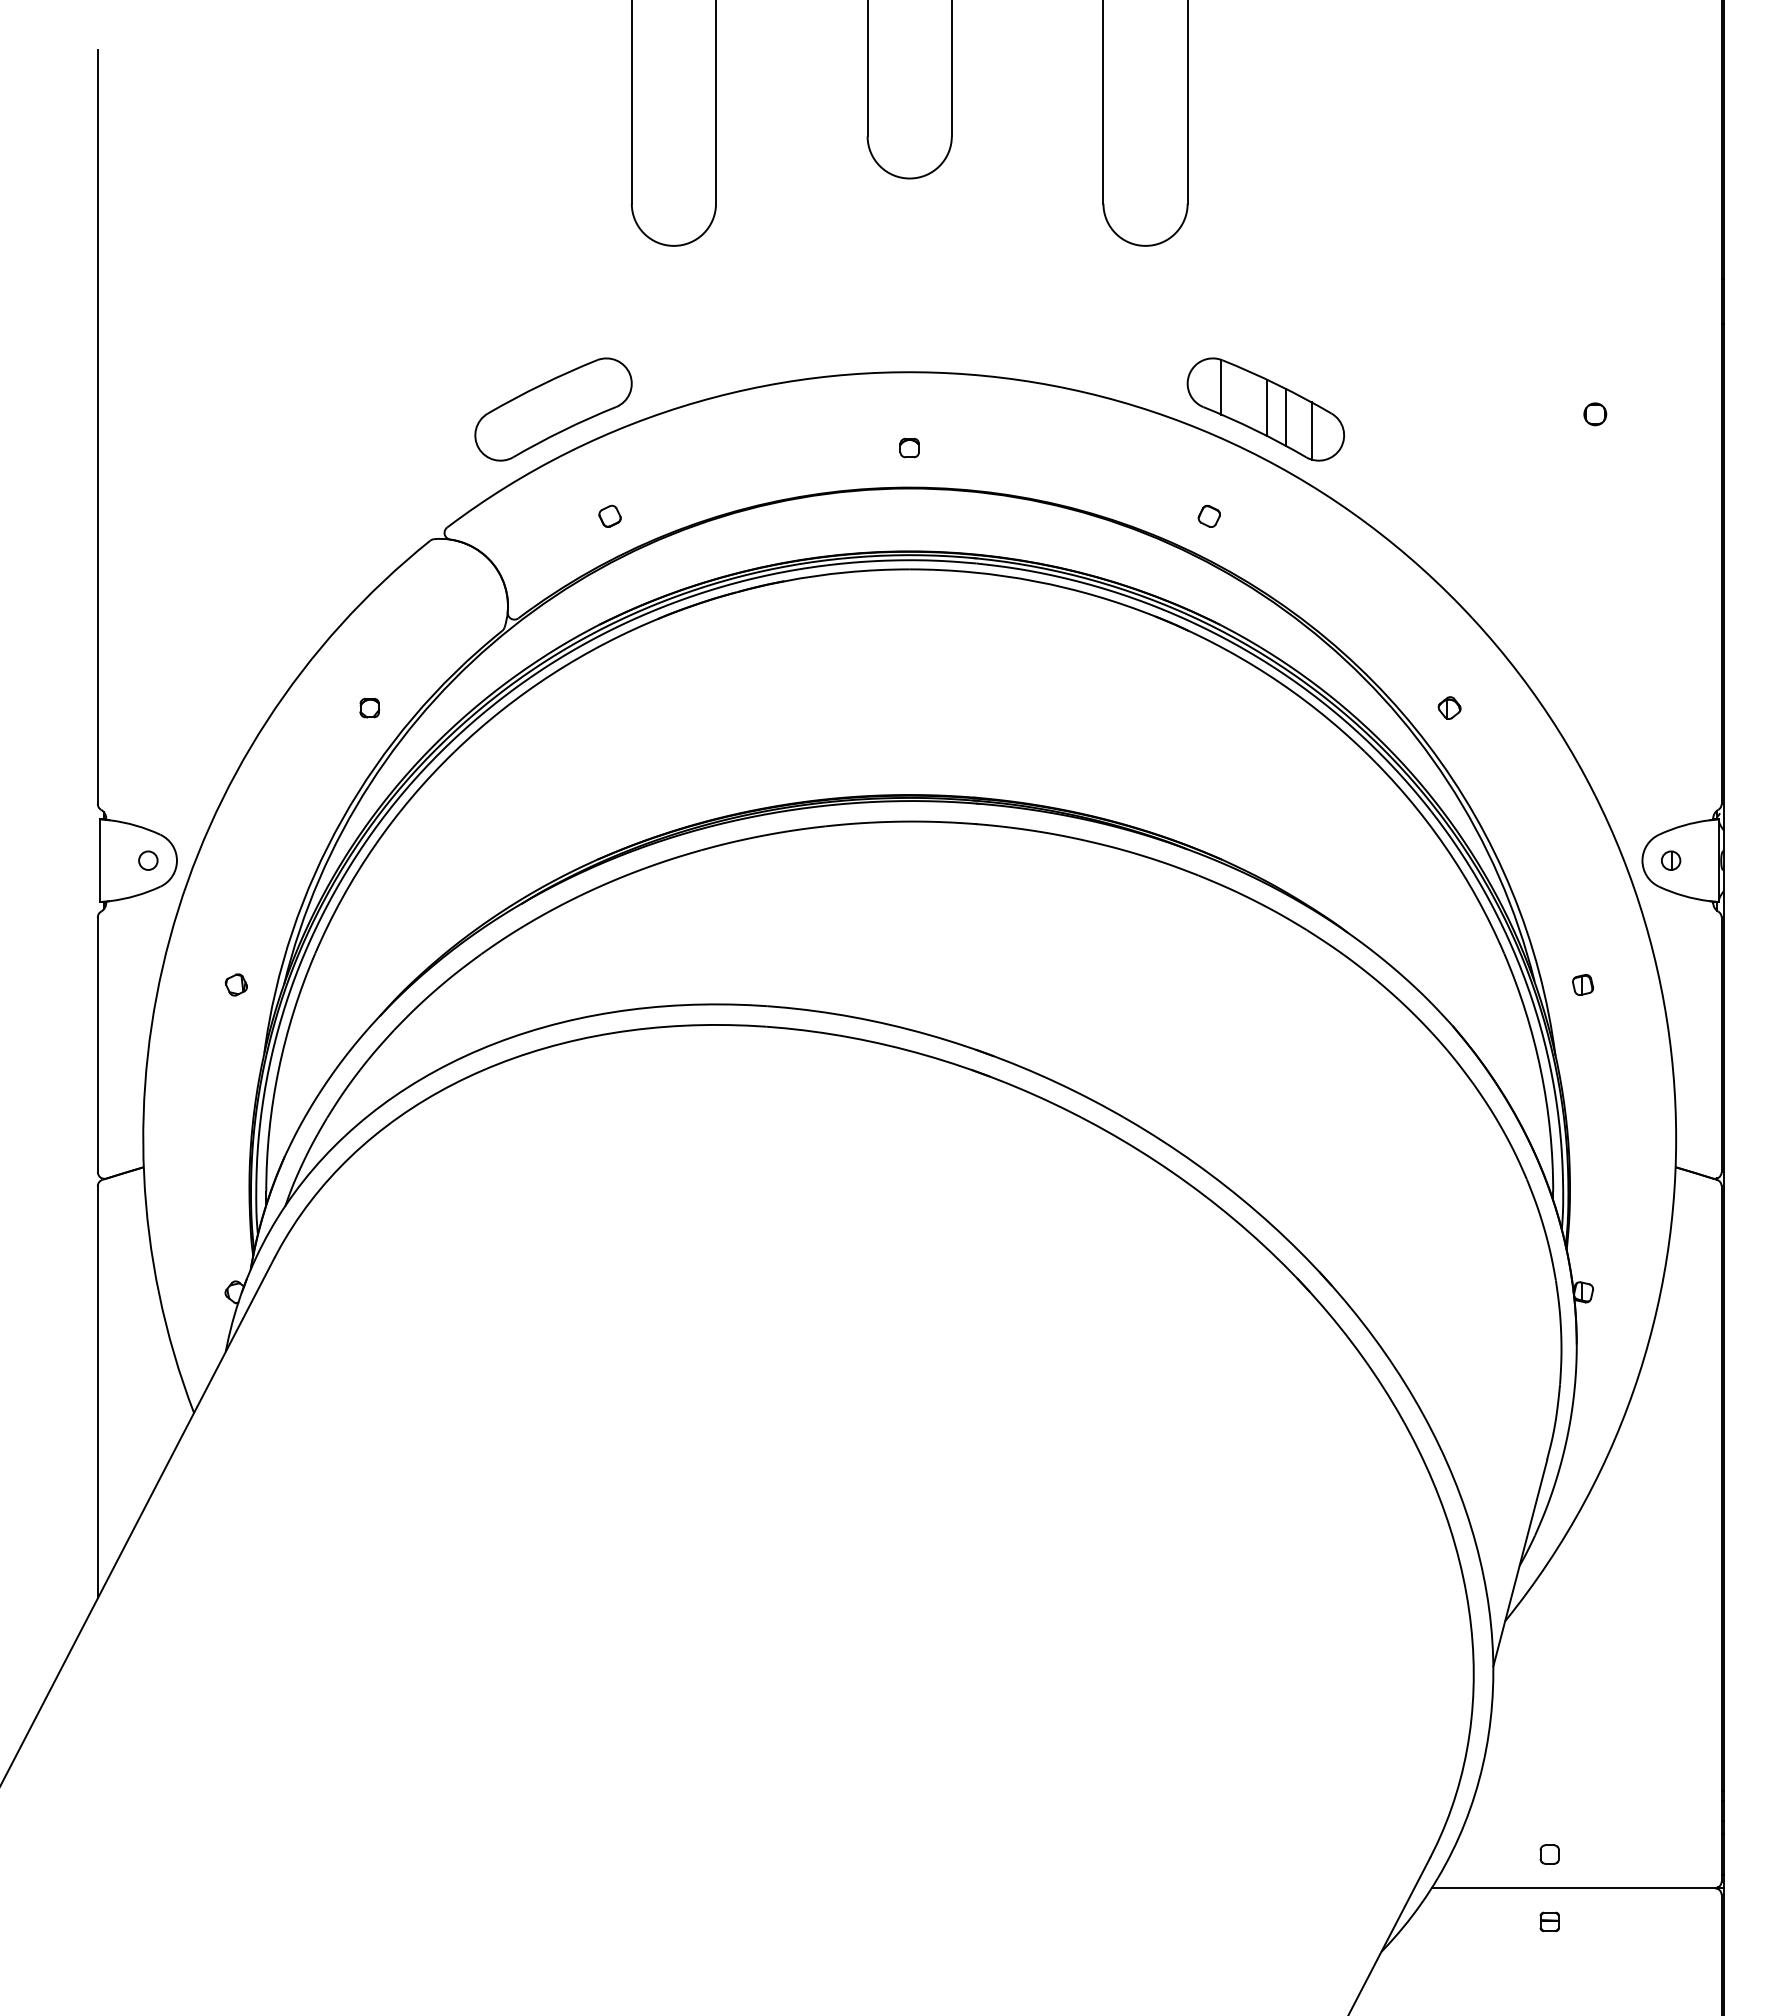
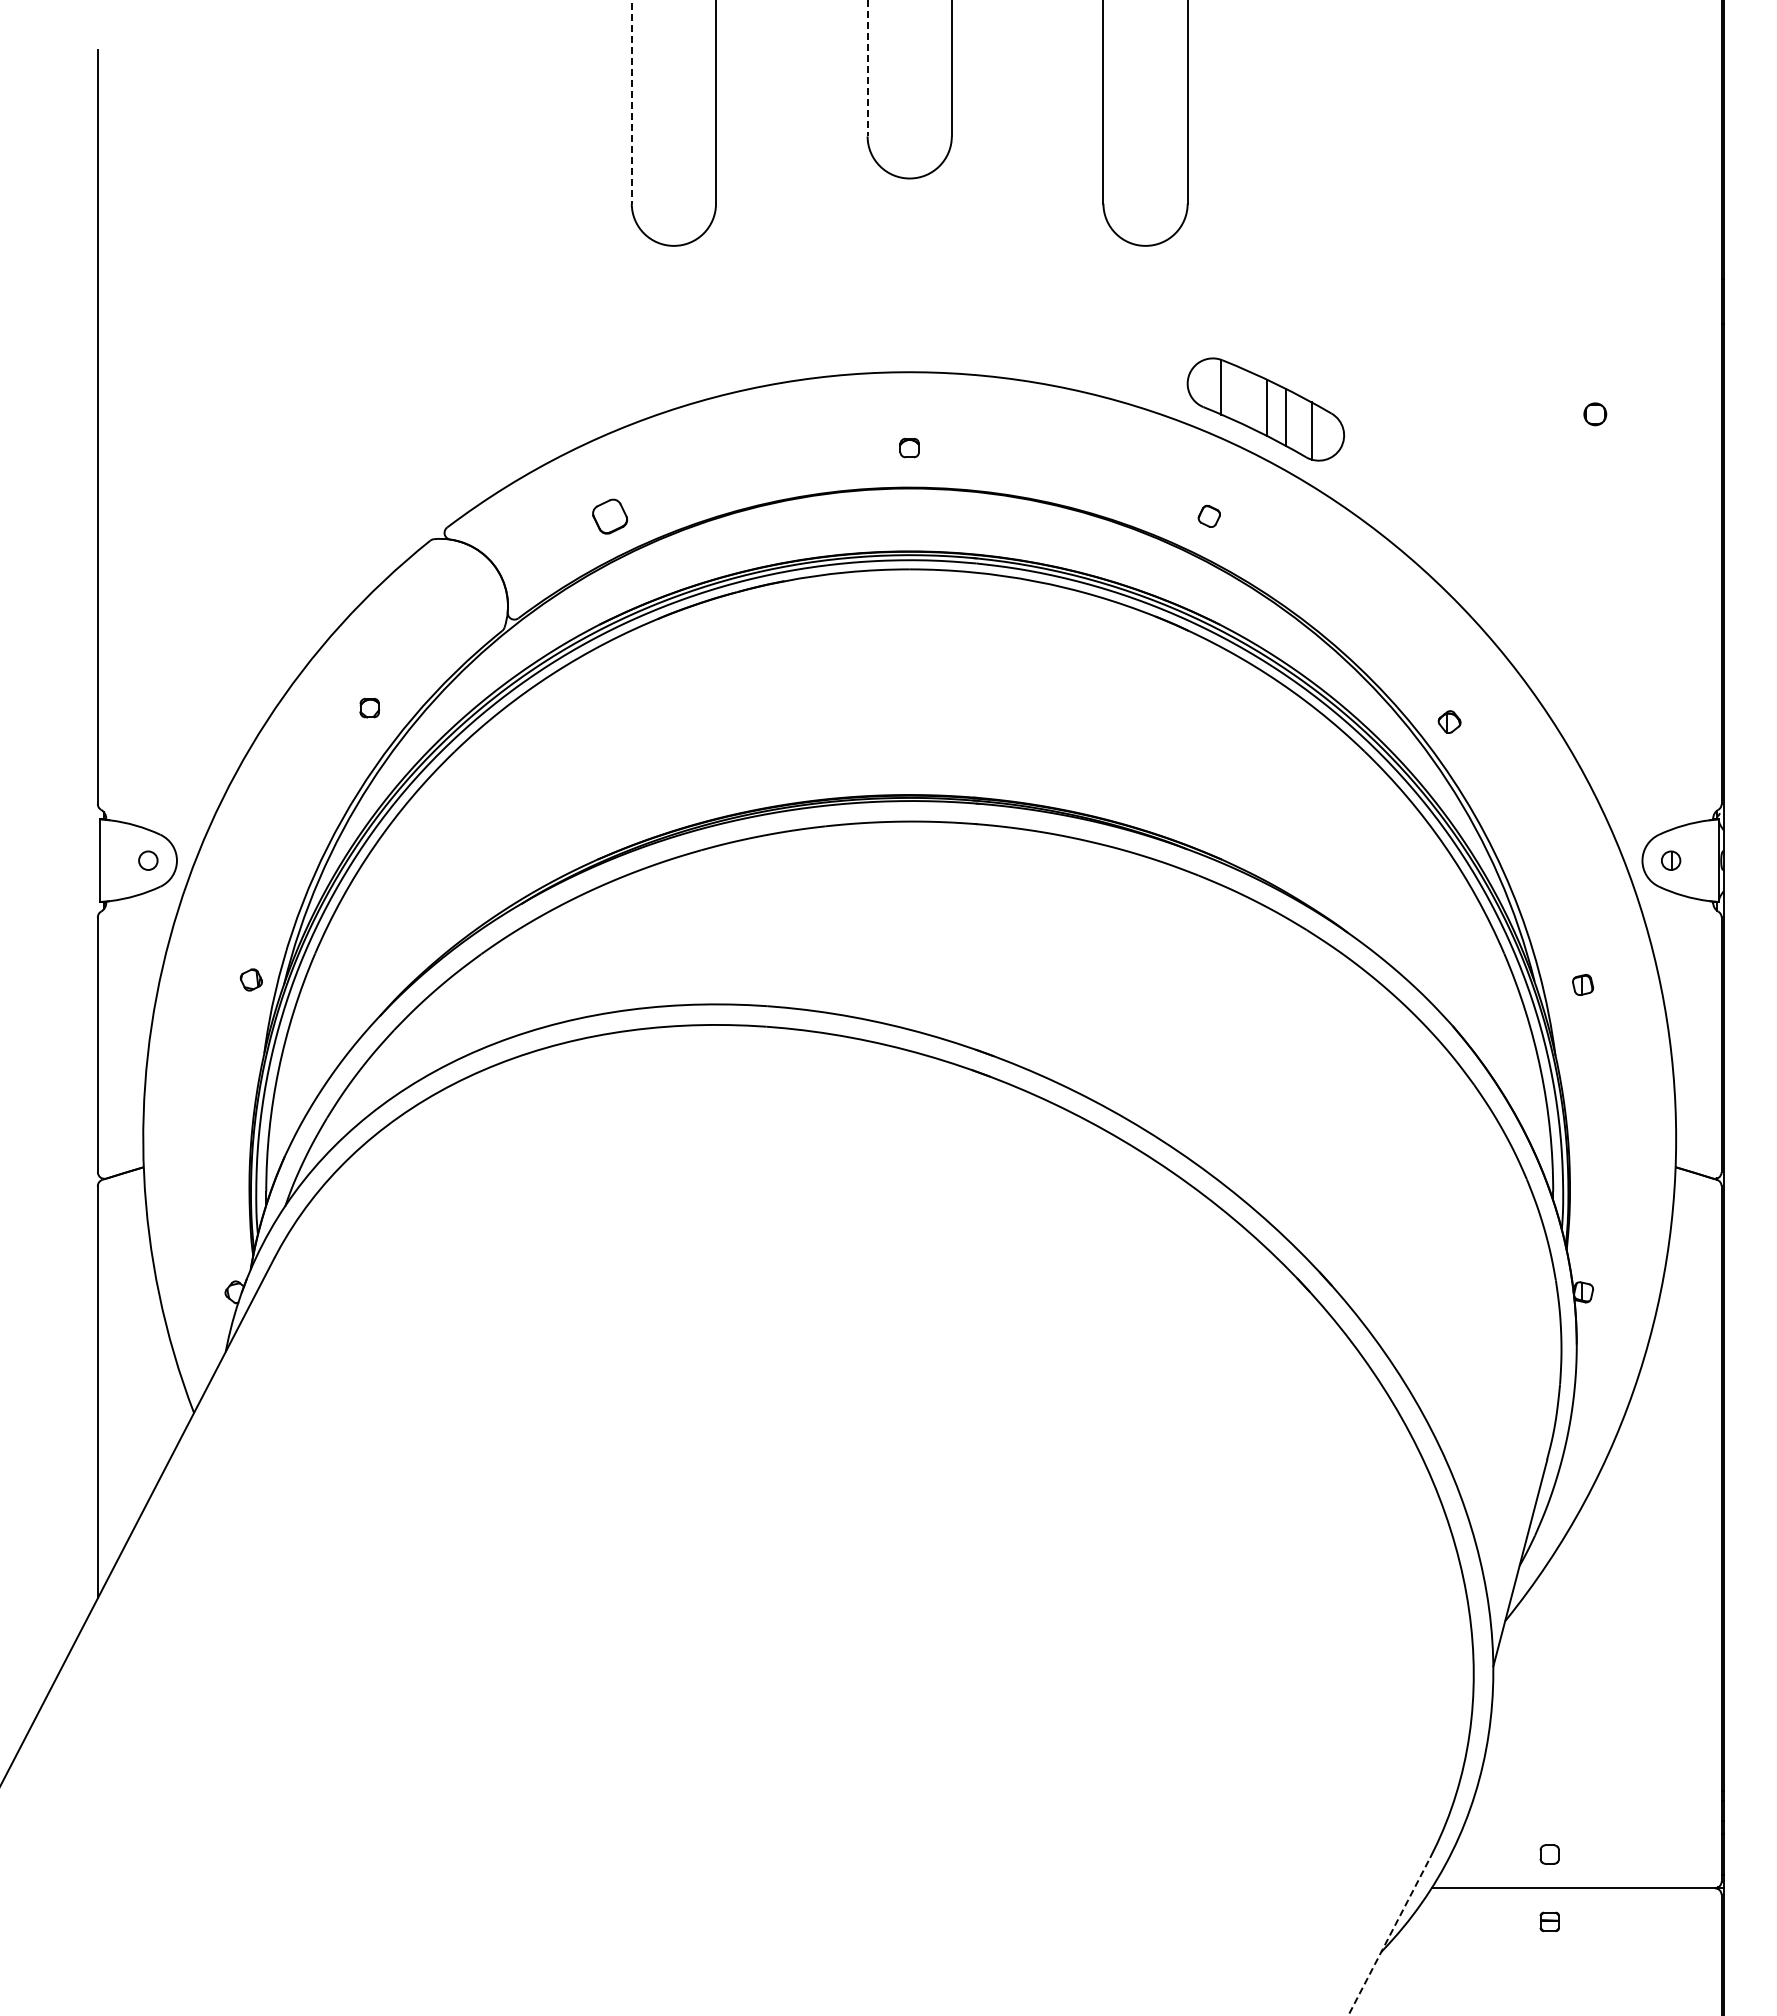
line: solid -> dashed (867, 68)
line: solid -> dashed (631, 102)
part: present -> none (553, 409)
part size: 24x24 px -> 37x37 px (610, 516)
part position: (1449, 707) -> (1449, 721) (1449, 721)
part position: (235, 984) -> (250, 979) (250, 979)
line: solid -> dashed (1389, 1936)
